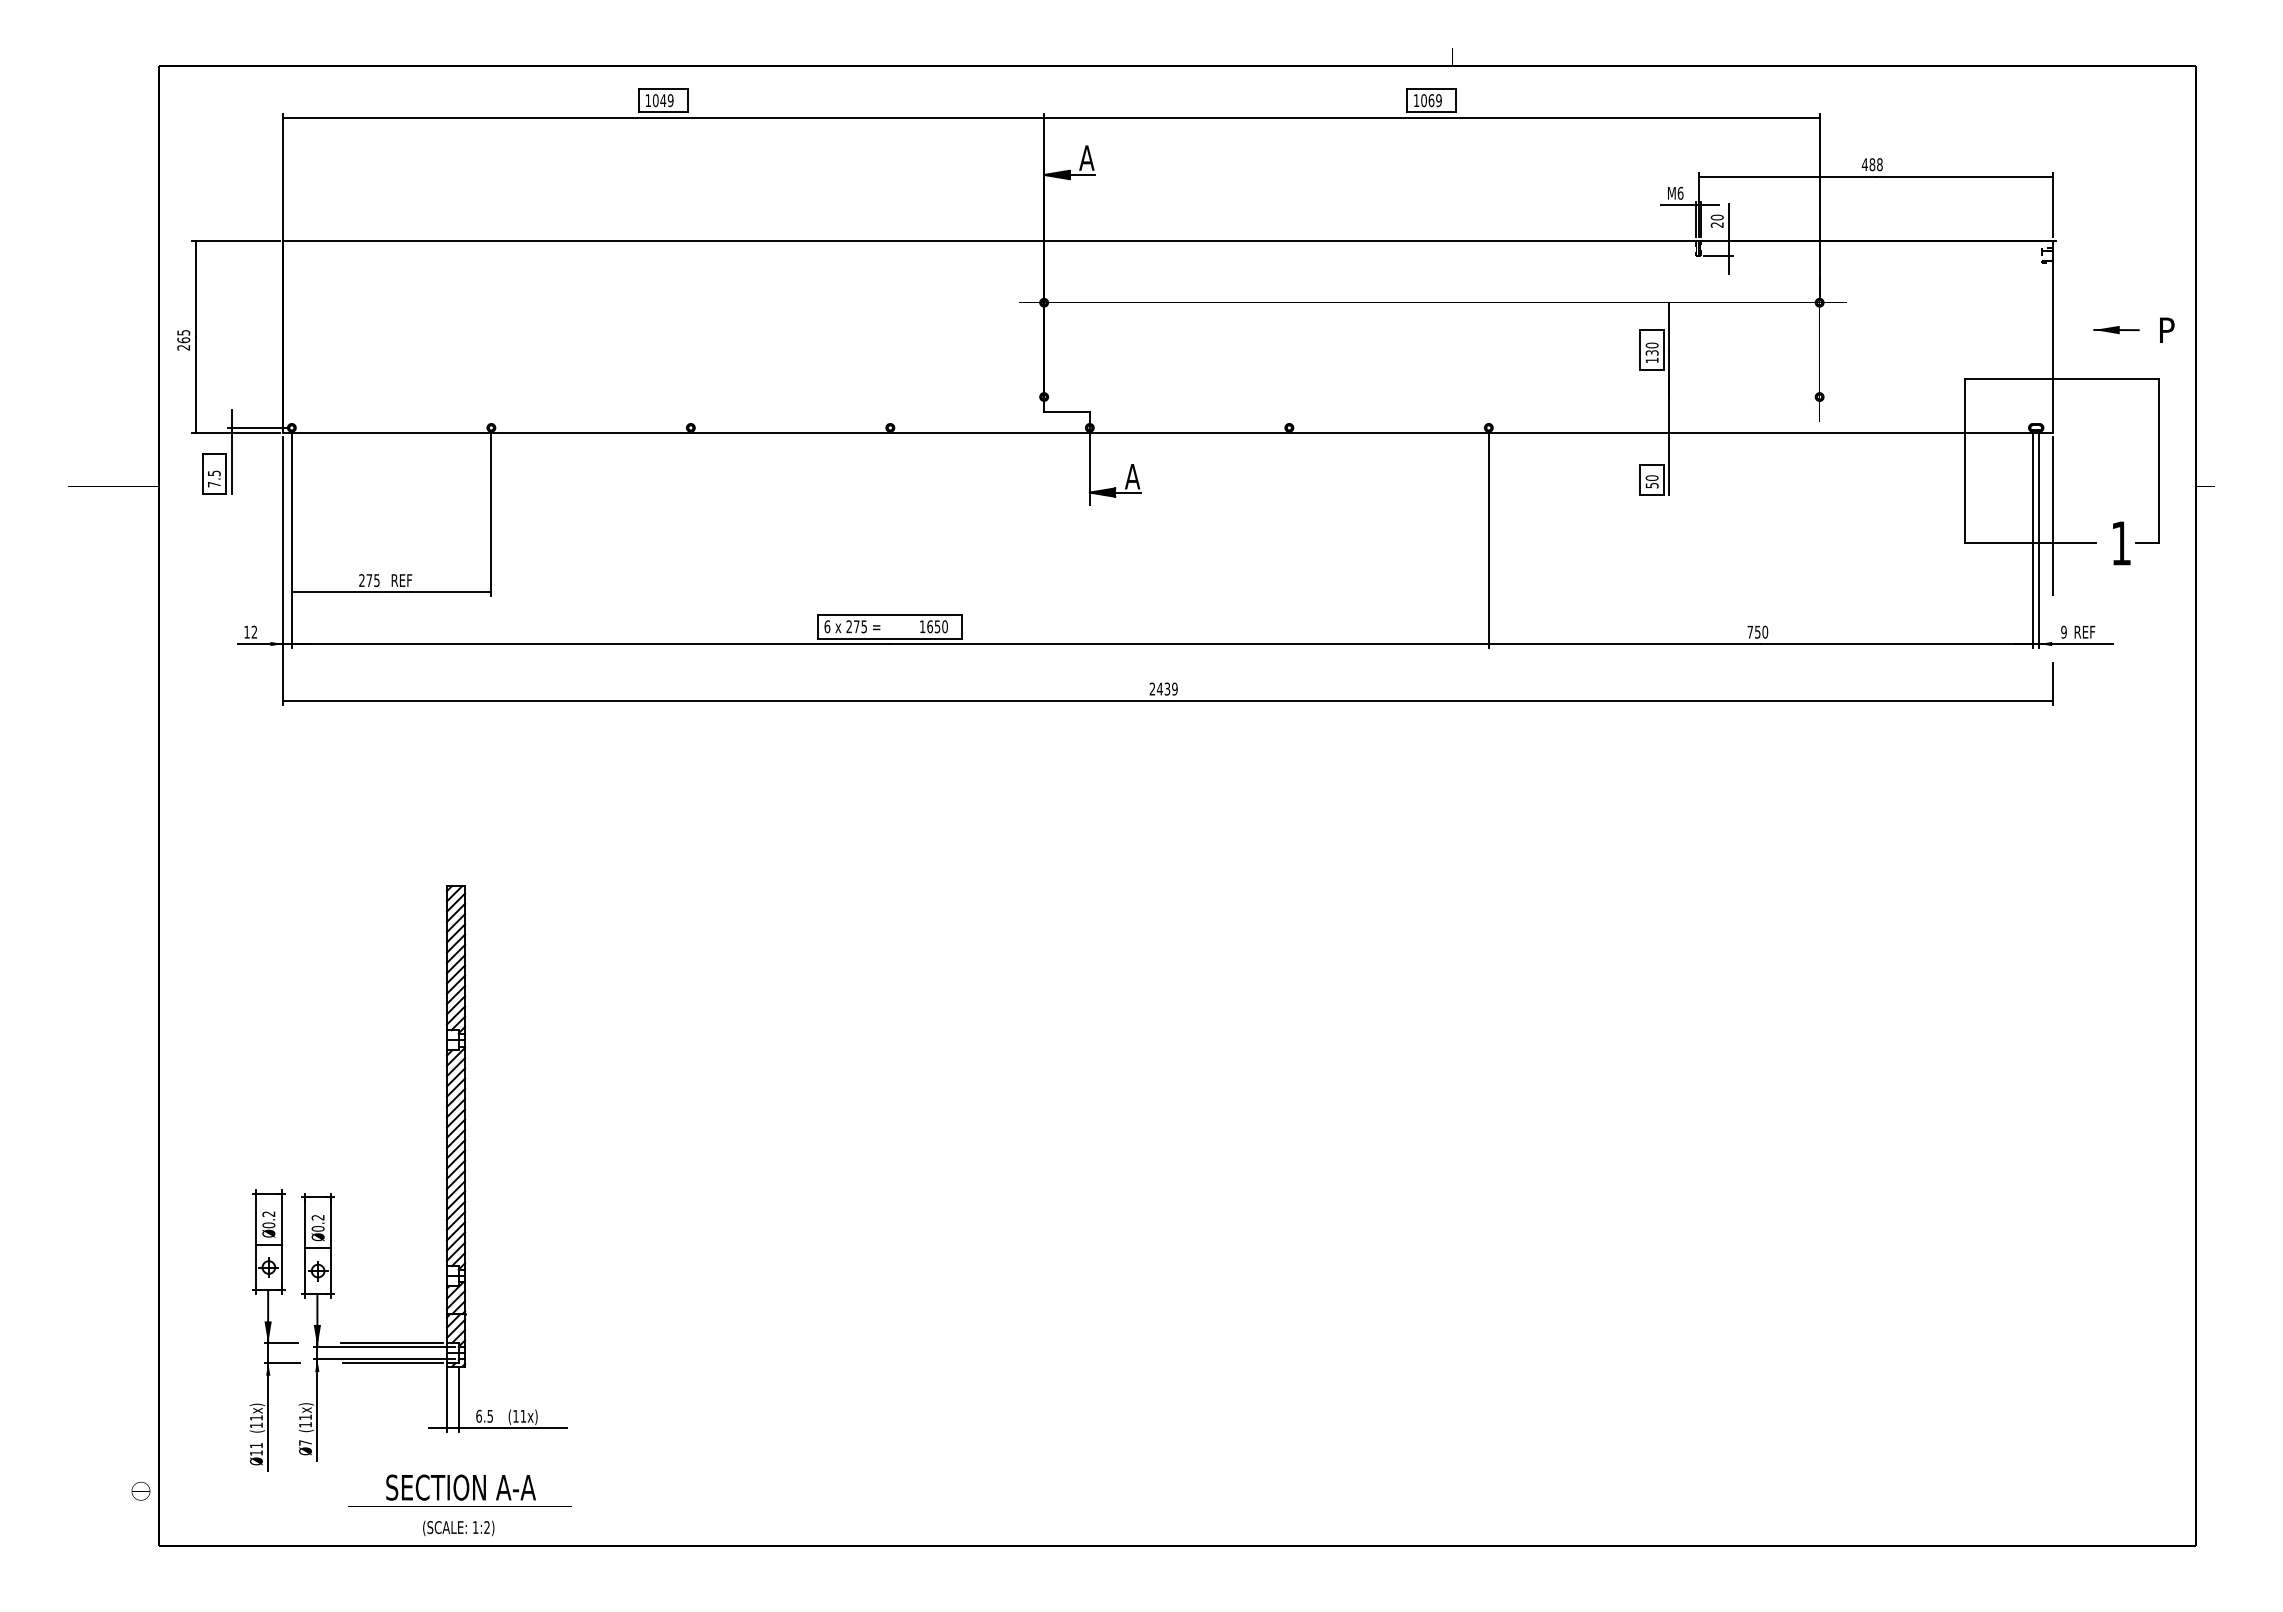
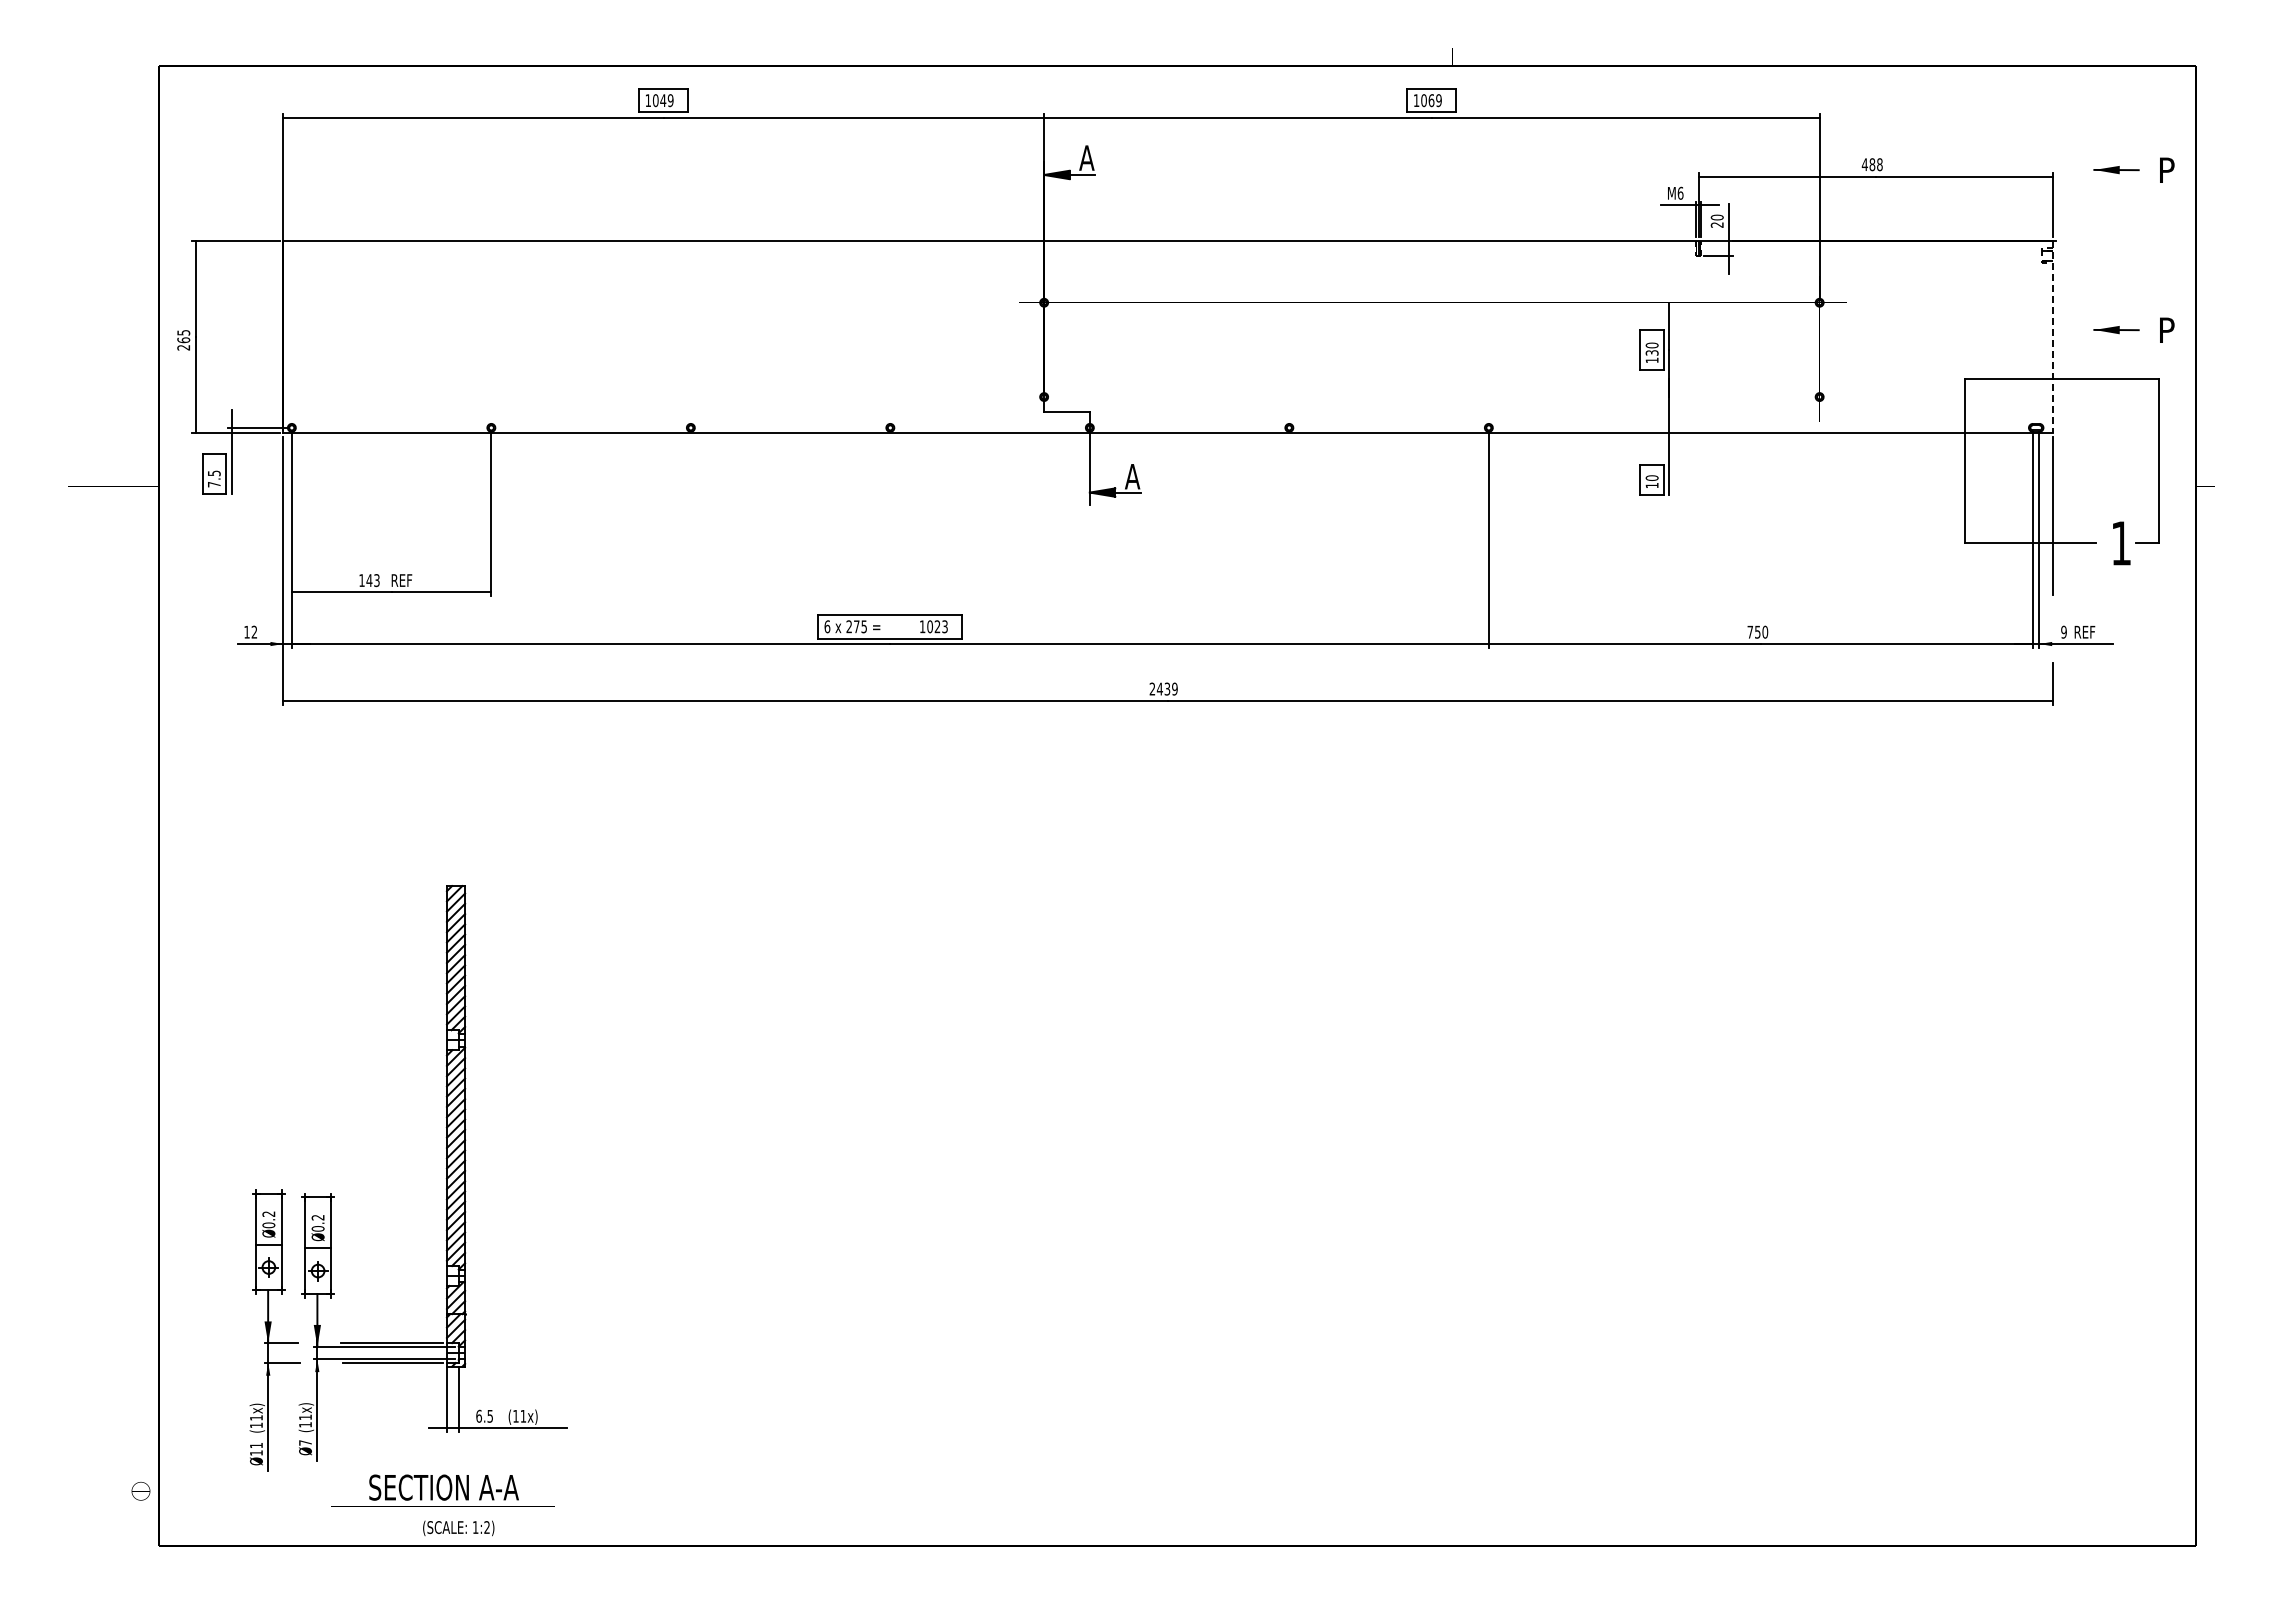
part: none -> present (2133, 169)
line: solid -> dashed (2052, 337)
text: 50 -> 10 (1651, 485)
text: 275 -> 143 (369, 580)
text: 1650 -> 1023 (937, 626)
text position: (459, 1490) -> (442, 1490) (442, 1490)
